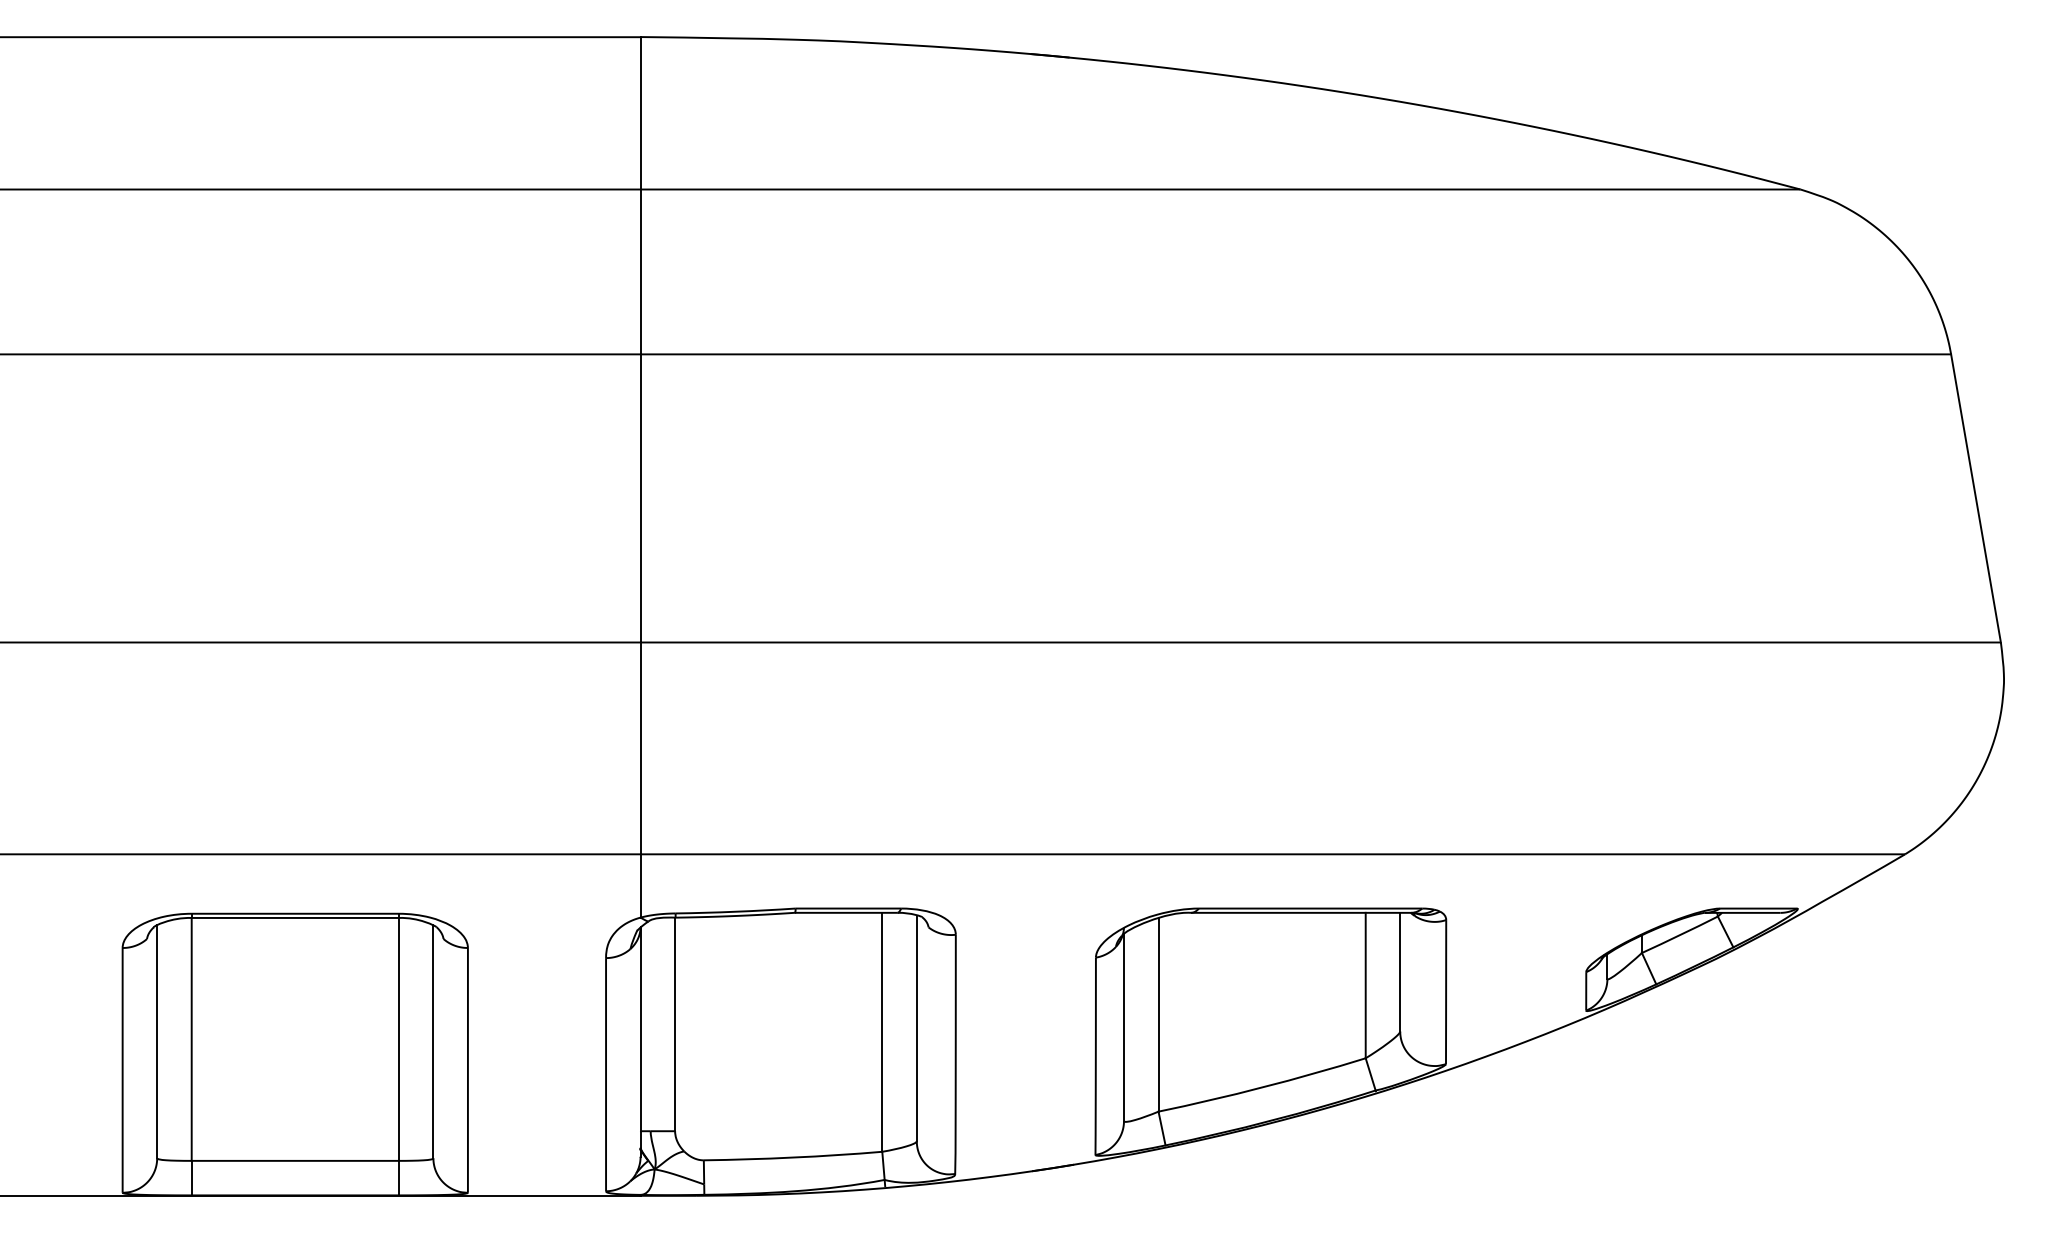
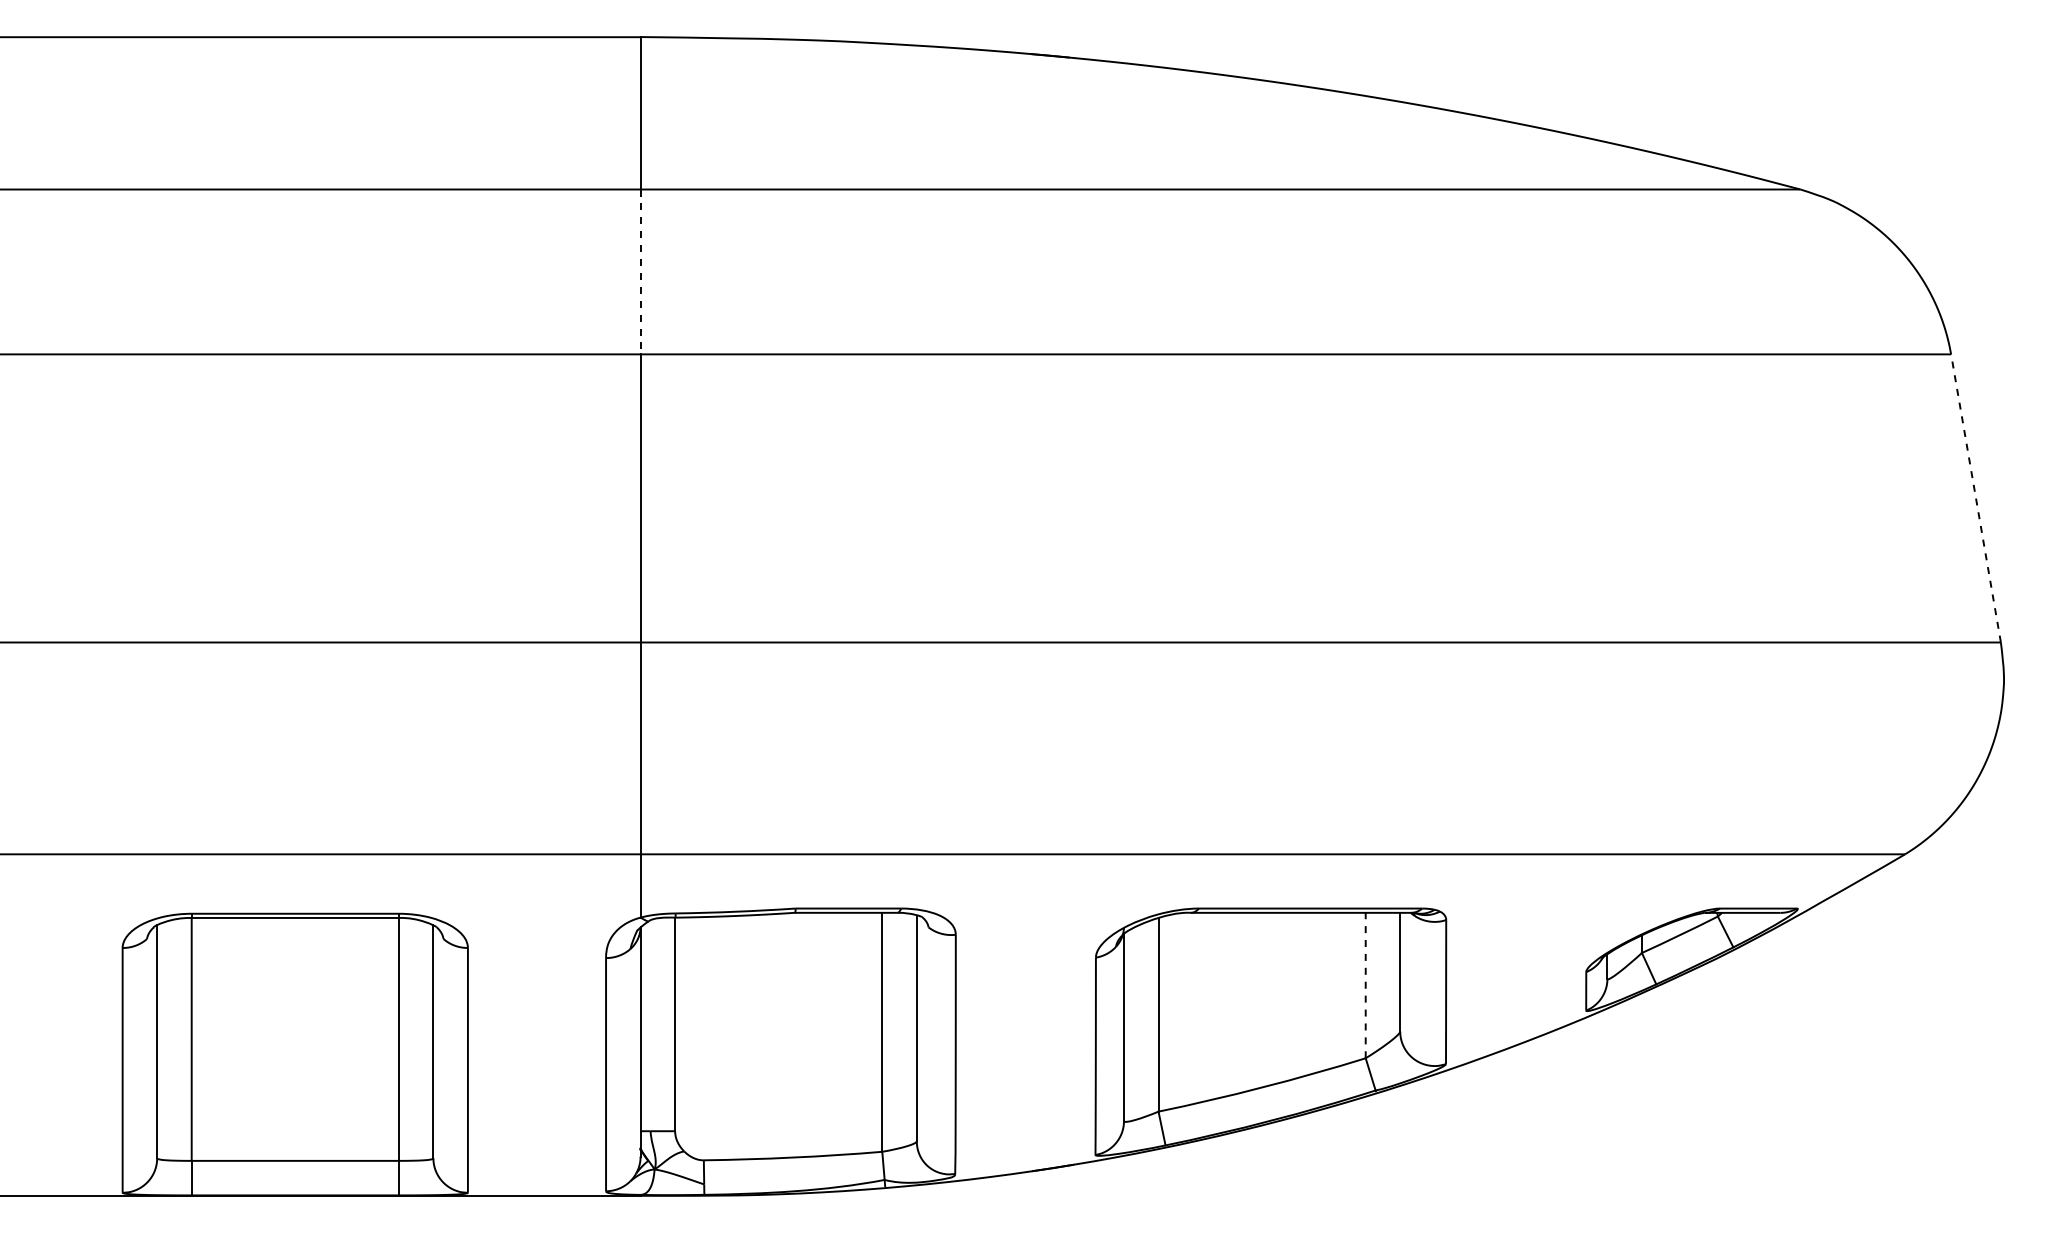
line: solid -> dashed (640, 272)
line: solid -> dashed (1975, 497)
line: solid -> dashed (1365, 985)
